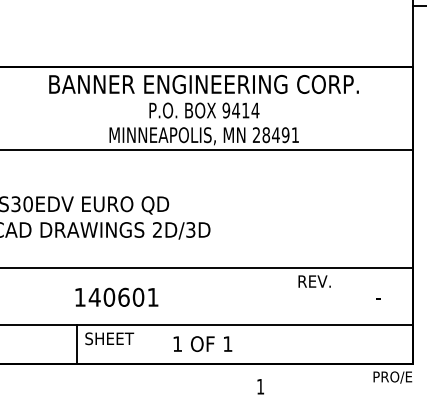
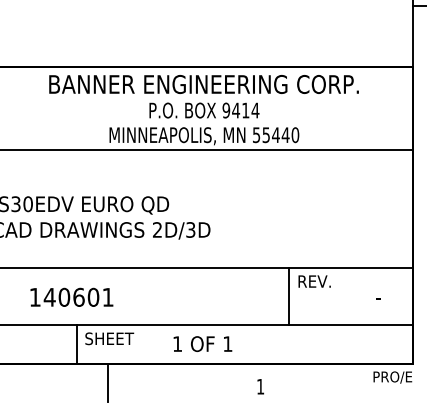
text: 28491 -> 55440 (276, 135)
line: none -> present (289, 295)
text position: (116, 296) -> (71, 296) (71, 296)
line: none -> present (108, 382)
